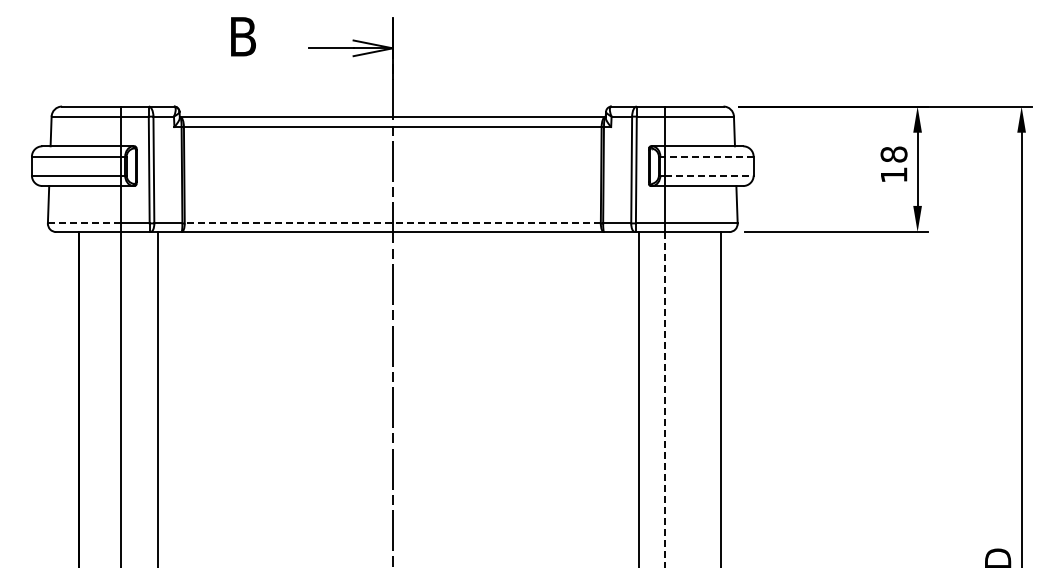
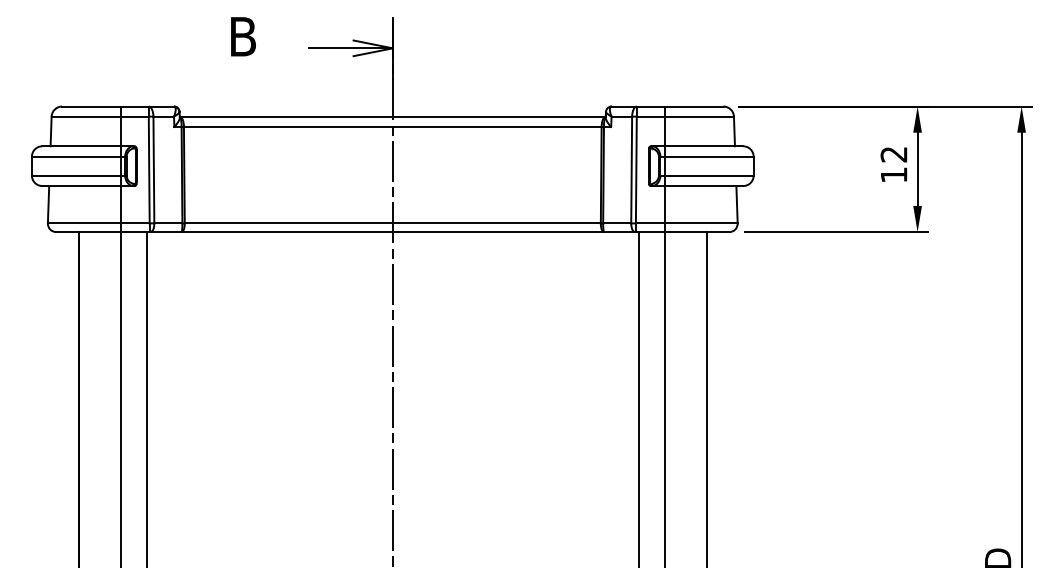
text: 18 -> 12 (893, 154)
line: dashed -> solid (708, 156)
line: dashed -> solid (709, 175)
line: dashed -> solid (84, 223)
line: dashed -> solid (392, 223)
line position: (157, 398) -> (146, 398) (146, 398)
line position: (720, 398) -> (706, 398) (706, 398)
line: dashed -> solid (664, 400)
